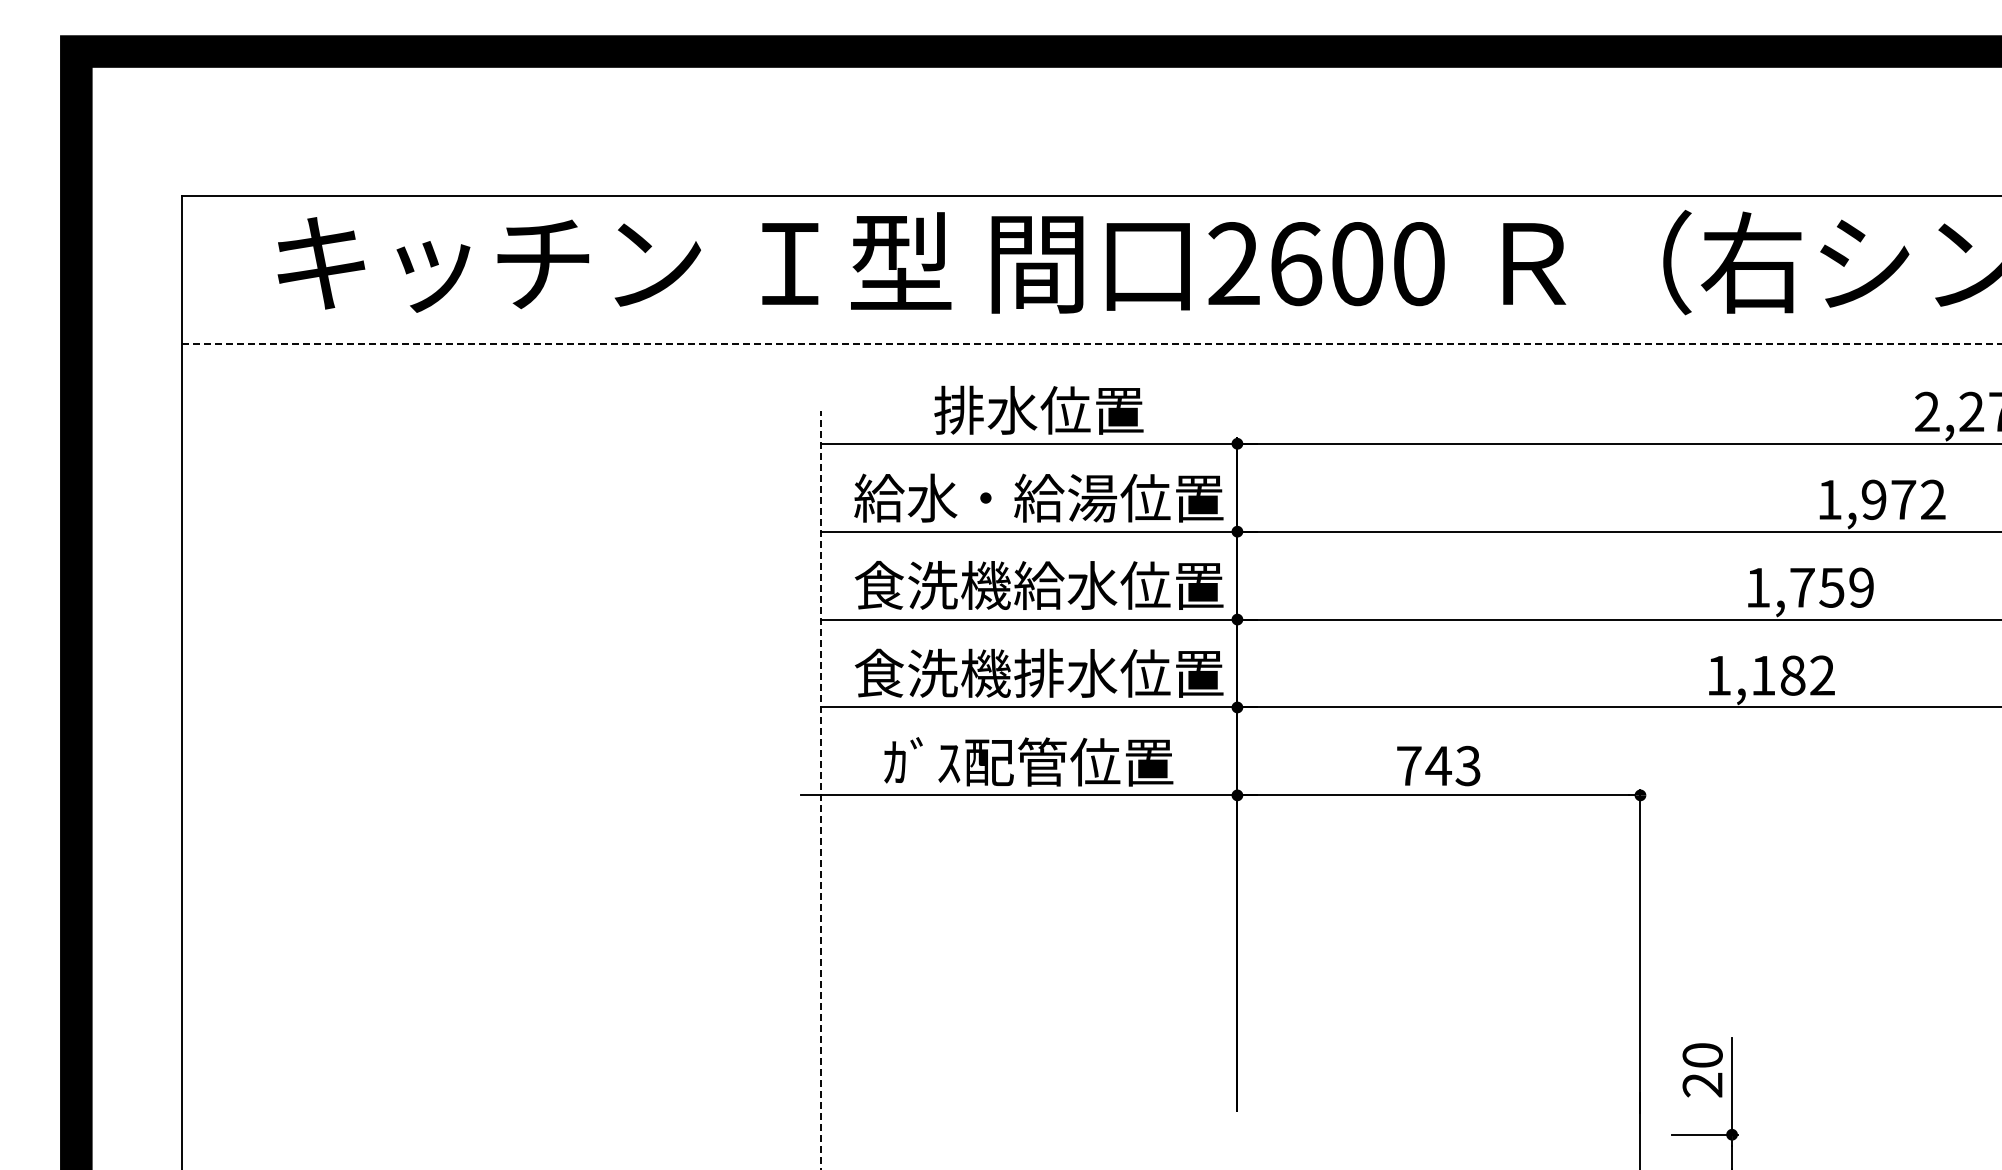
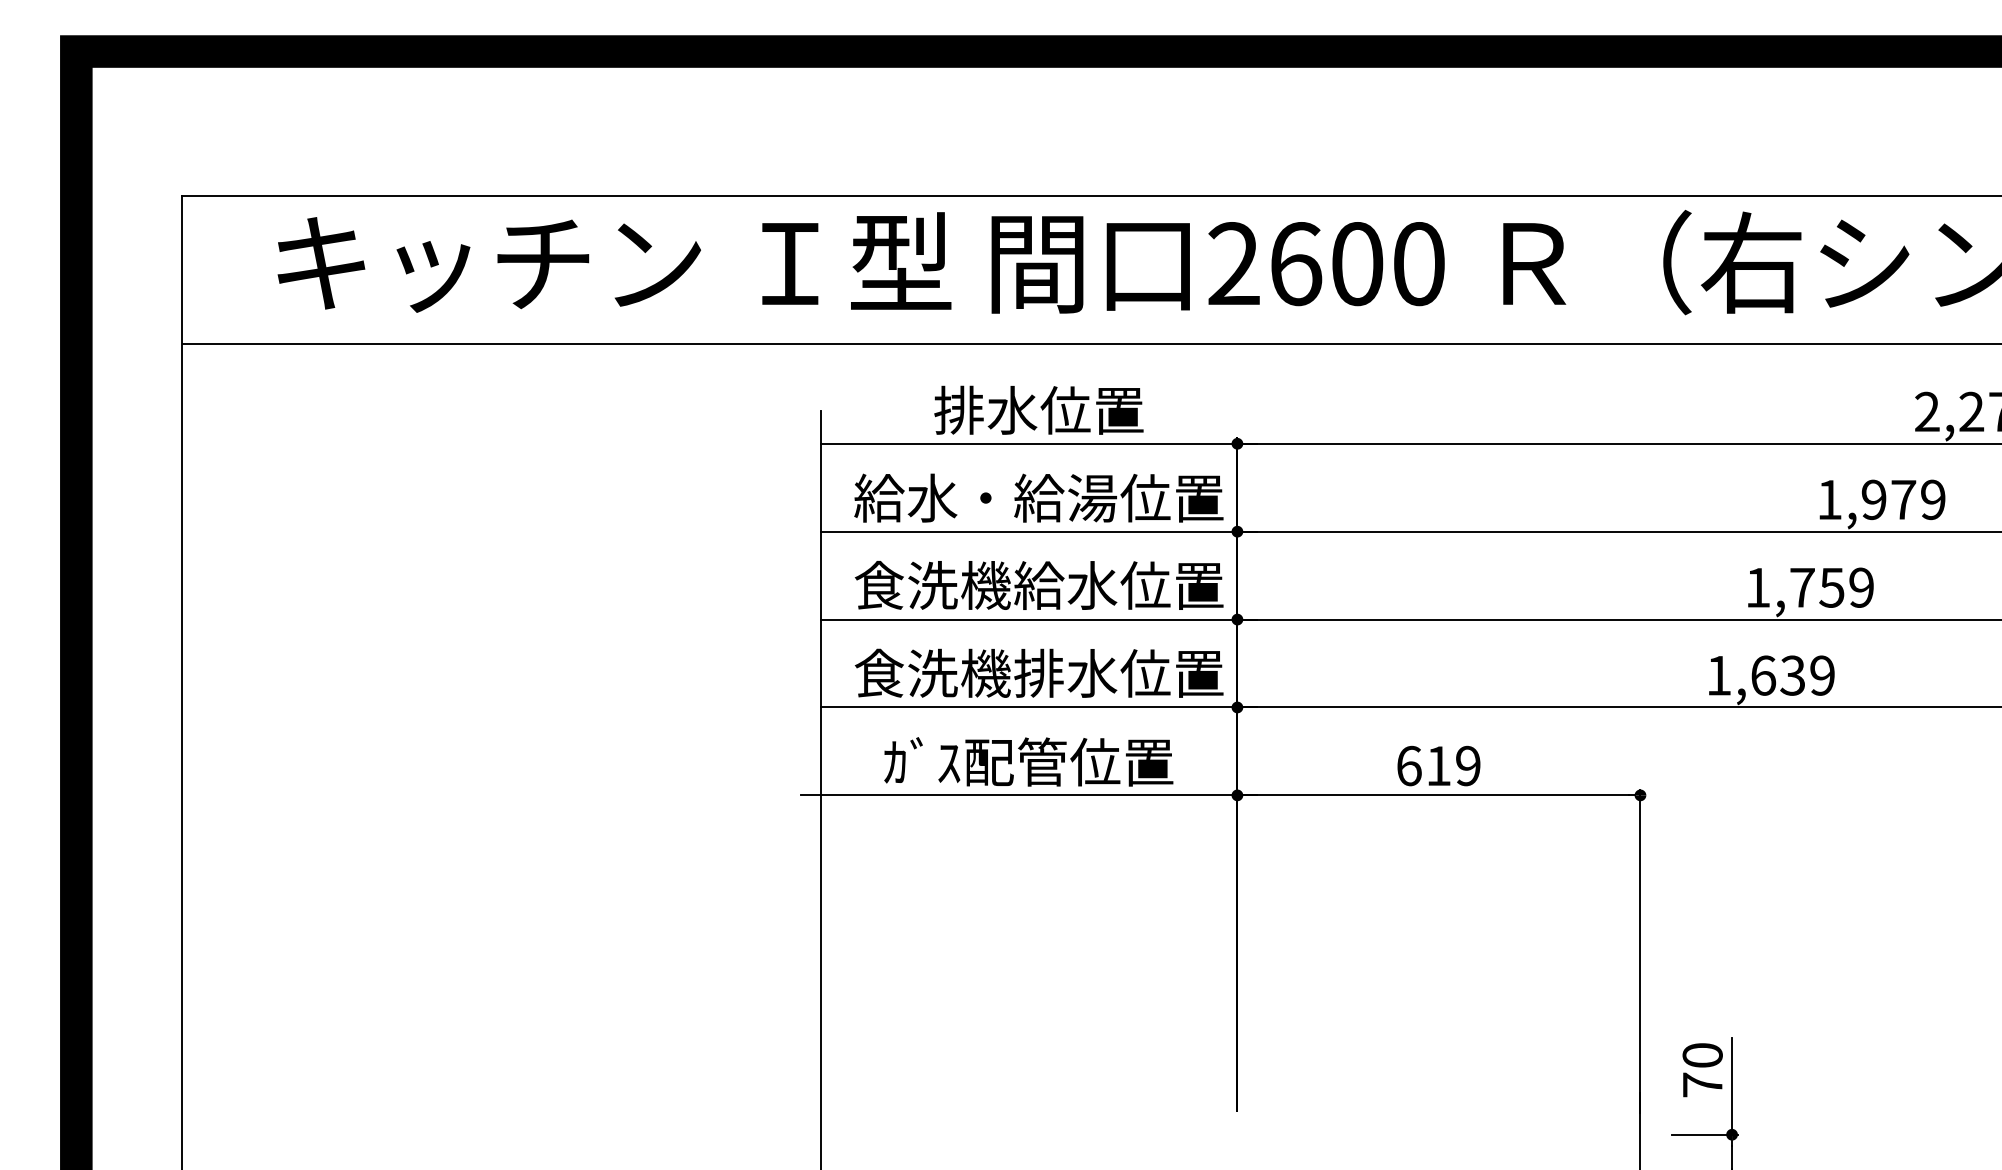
line: dashed -> solid (1092, 343)
text: 1,972 -> 1,979 (1933, 500)
text: 1,182 -> 1,639 (1792, 675)
text: 743 -> 619 (1438, 765)
line: dashed -> solid (820, 790)
text: 20 -> 70 (1702, 1084)
